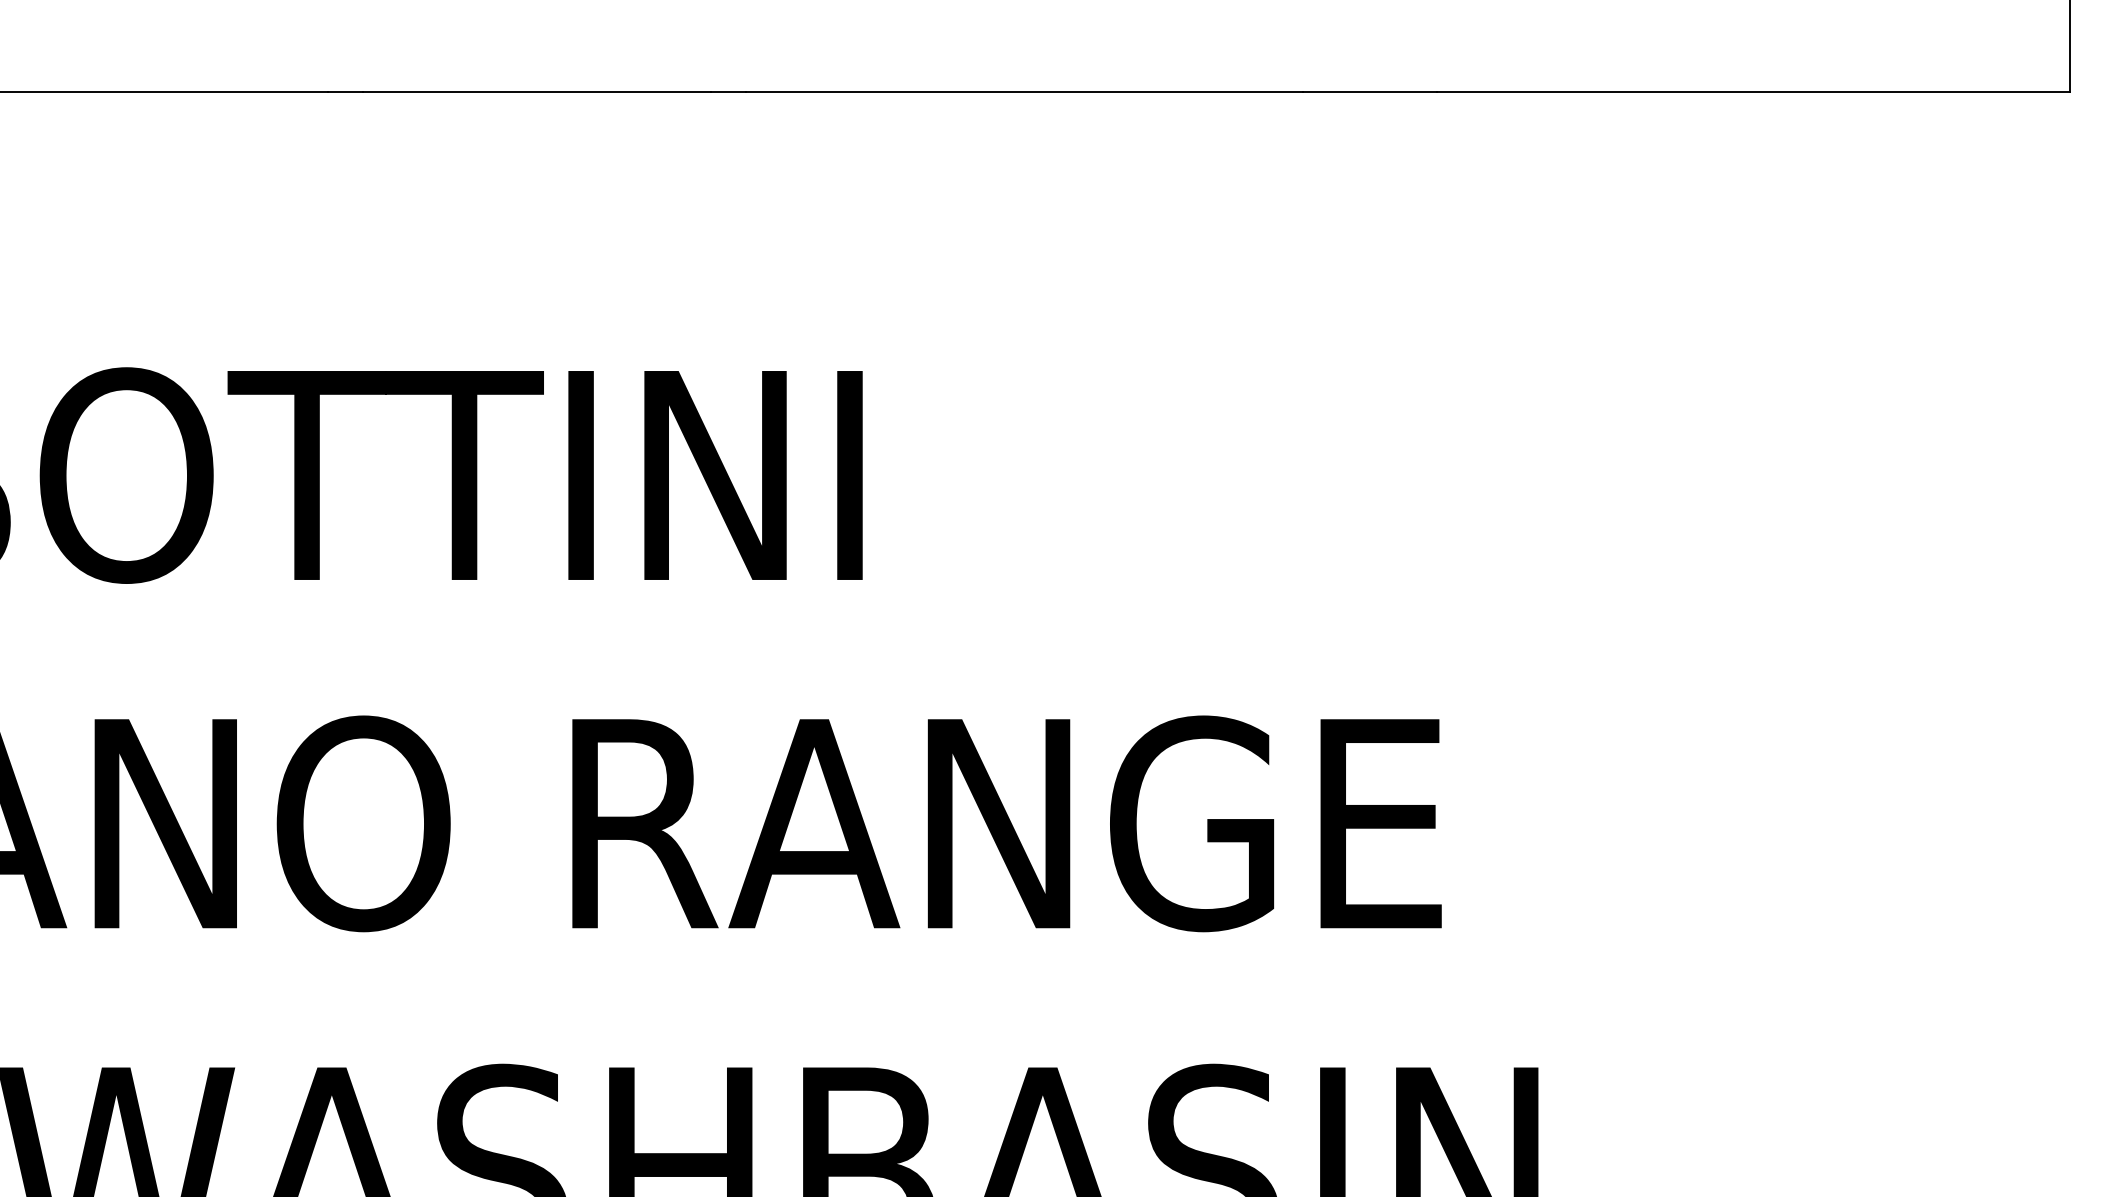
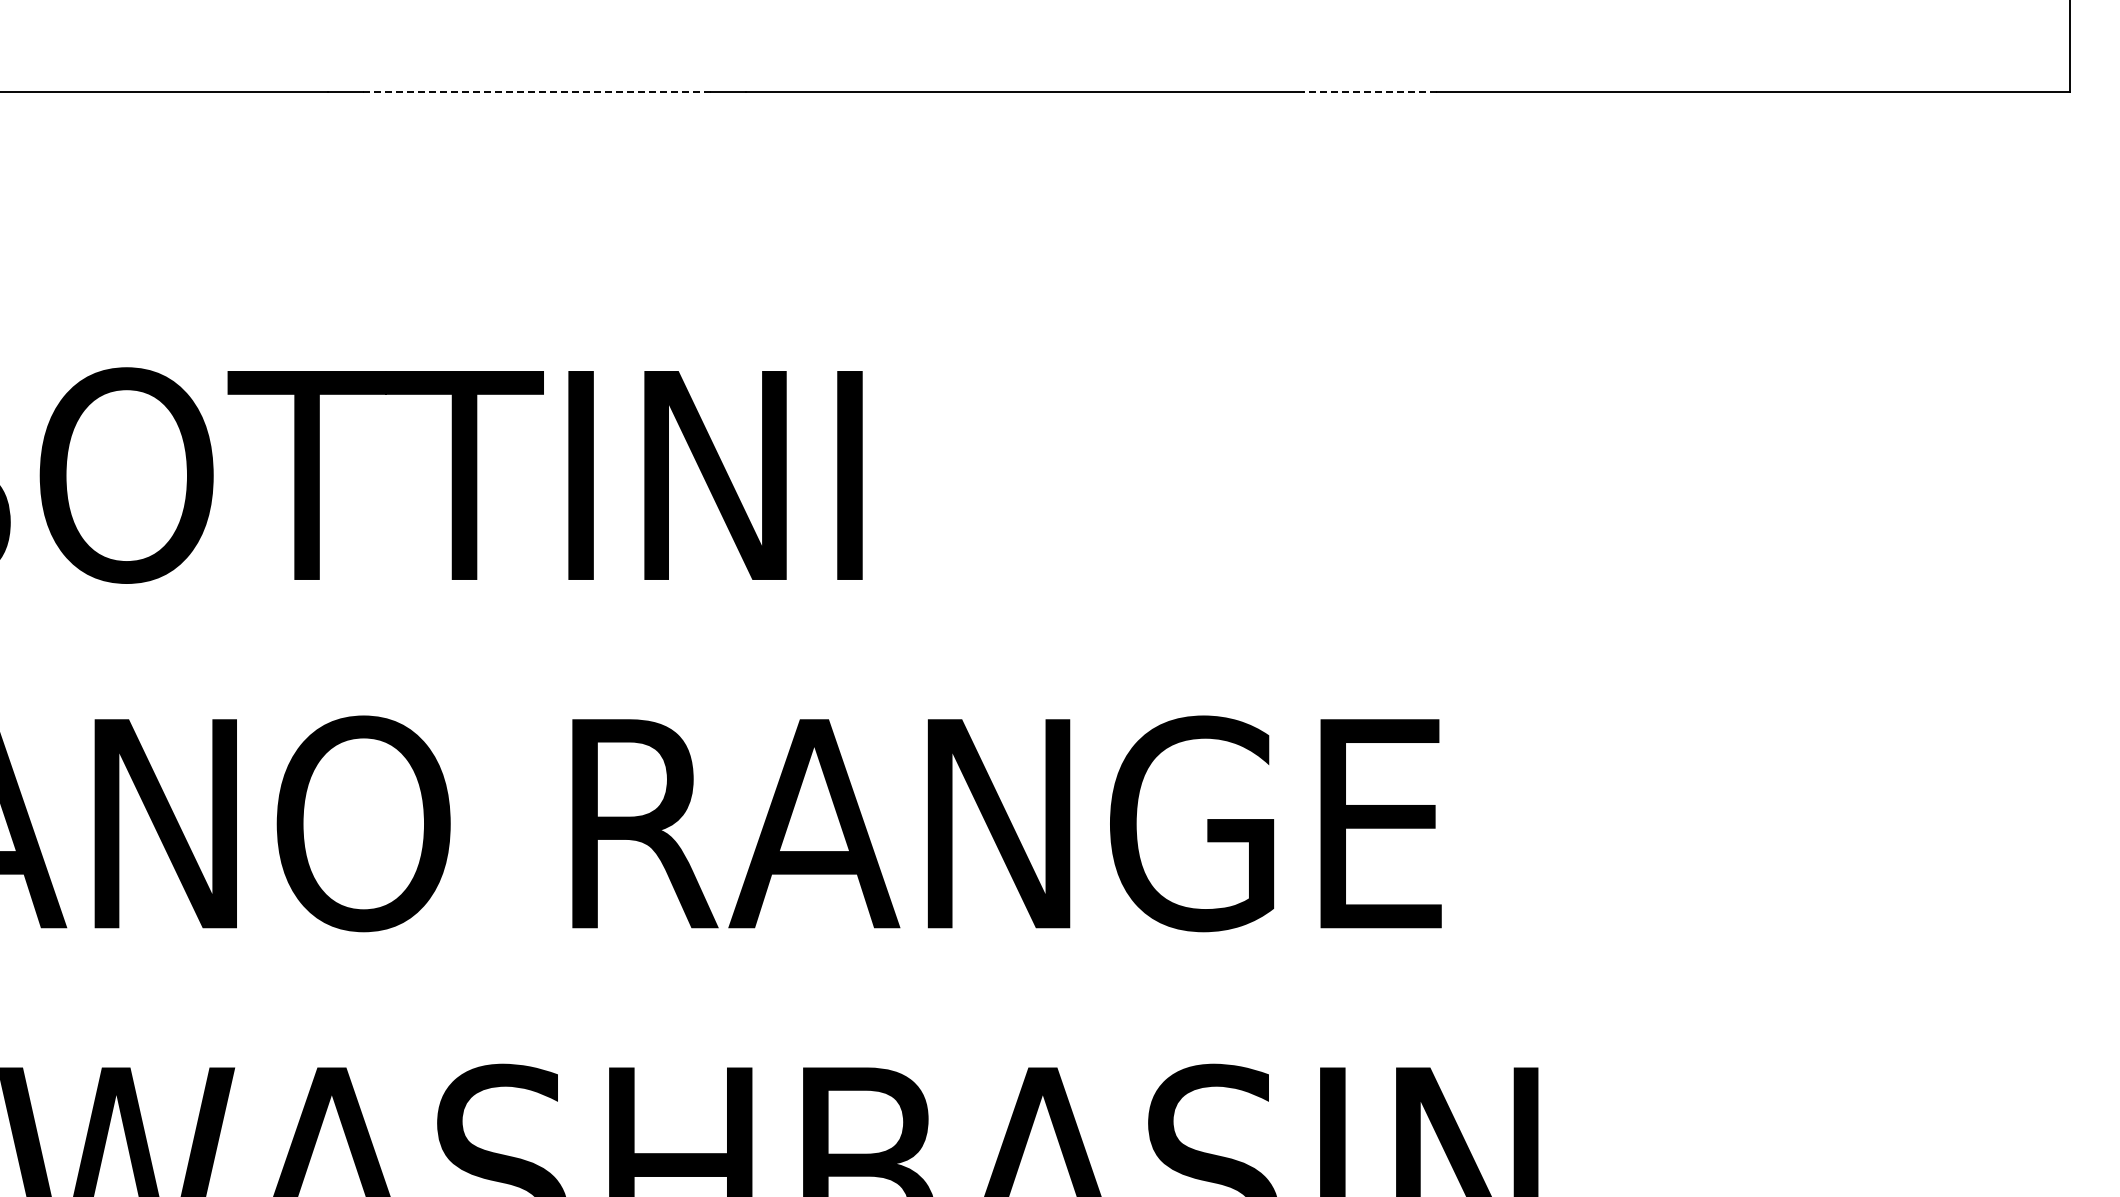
line: solid -> dashed (537, 91)
line: solid -> dashed (1370, 91)
